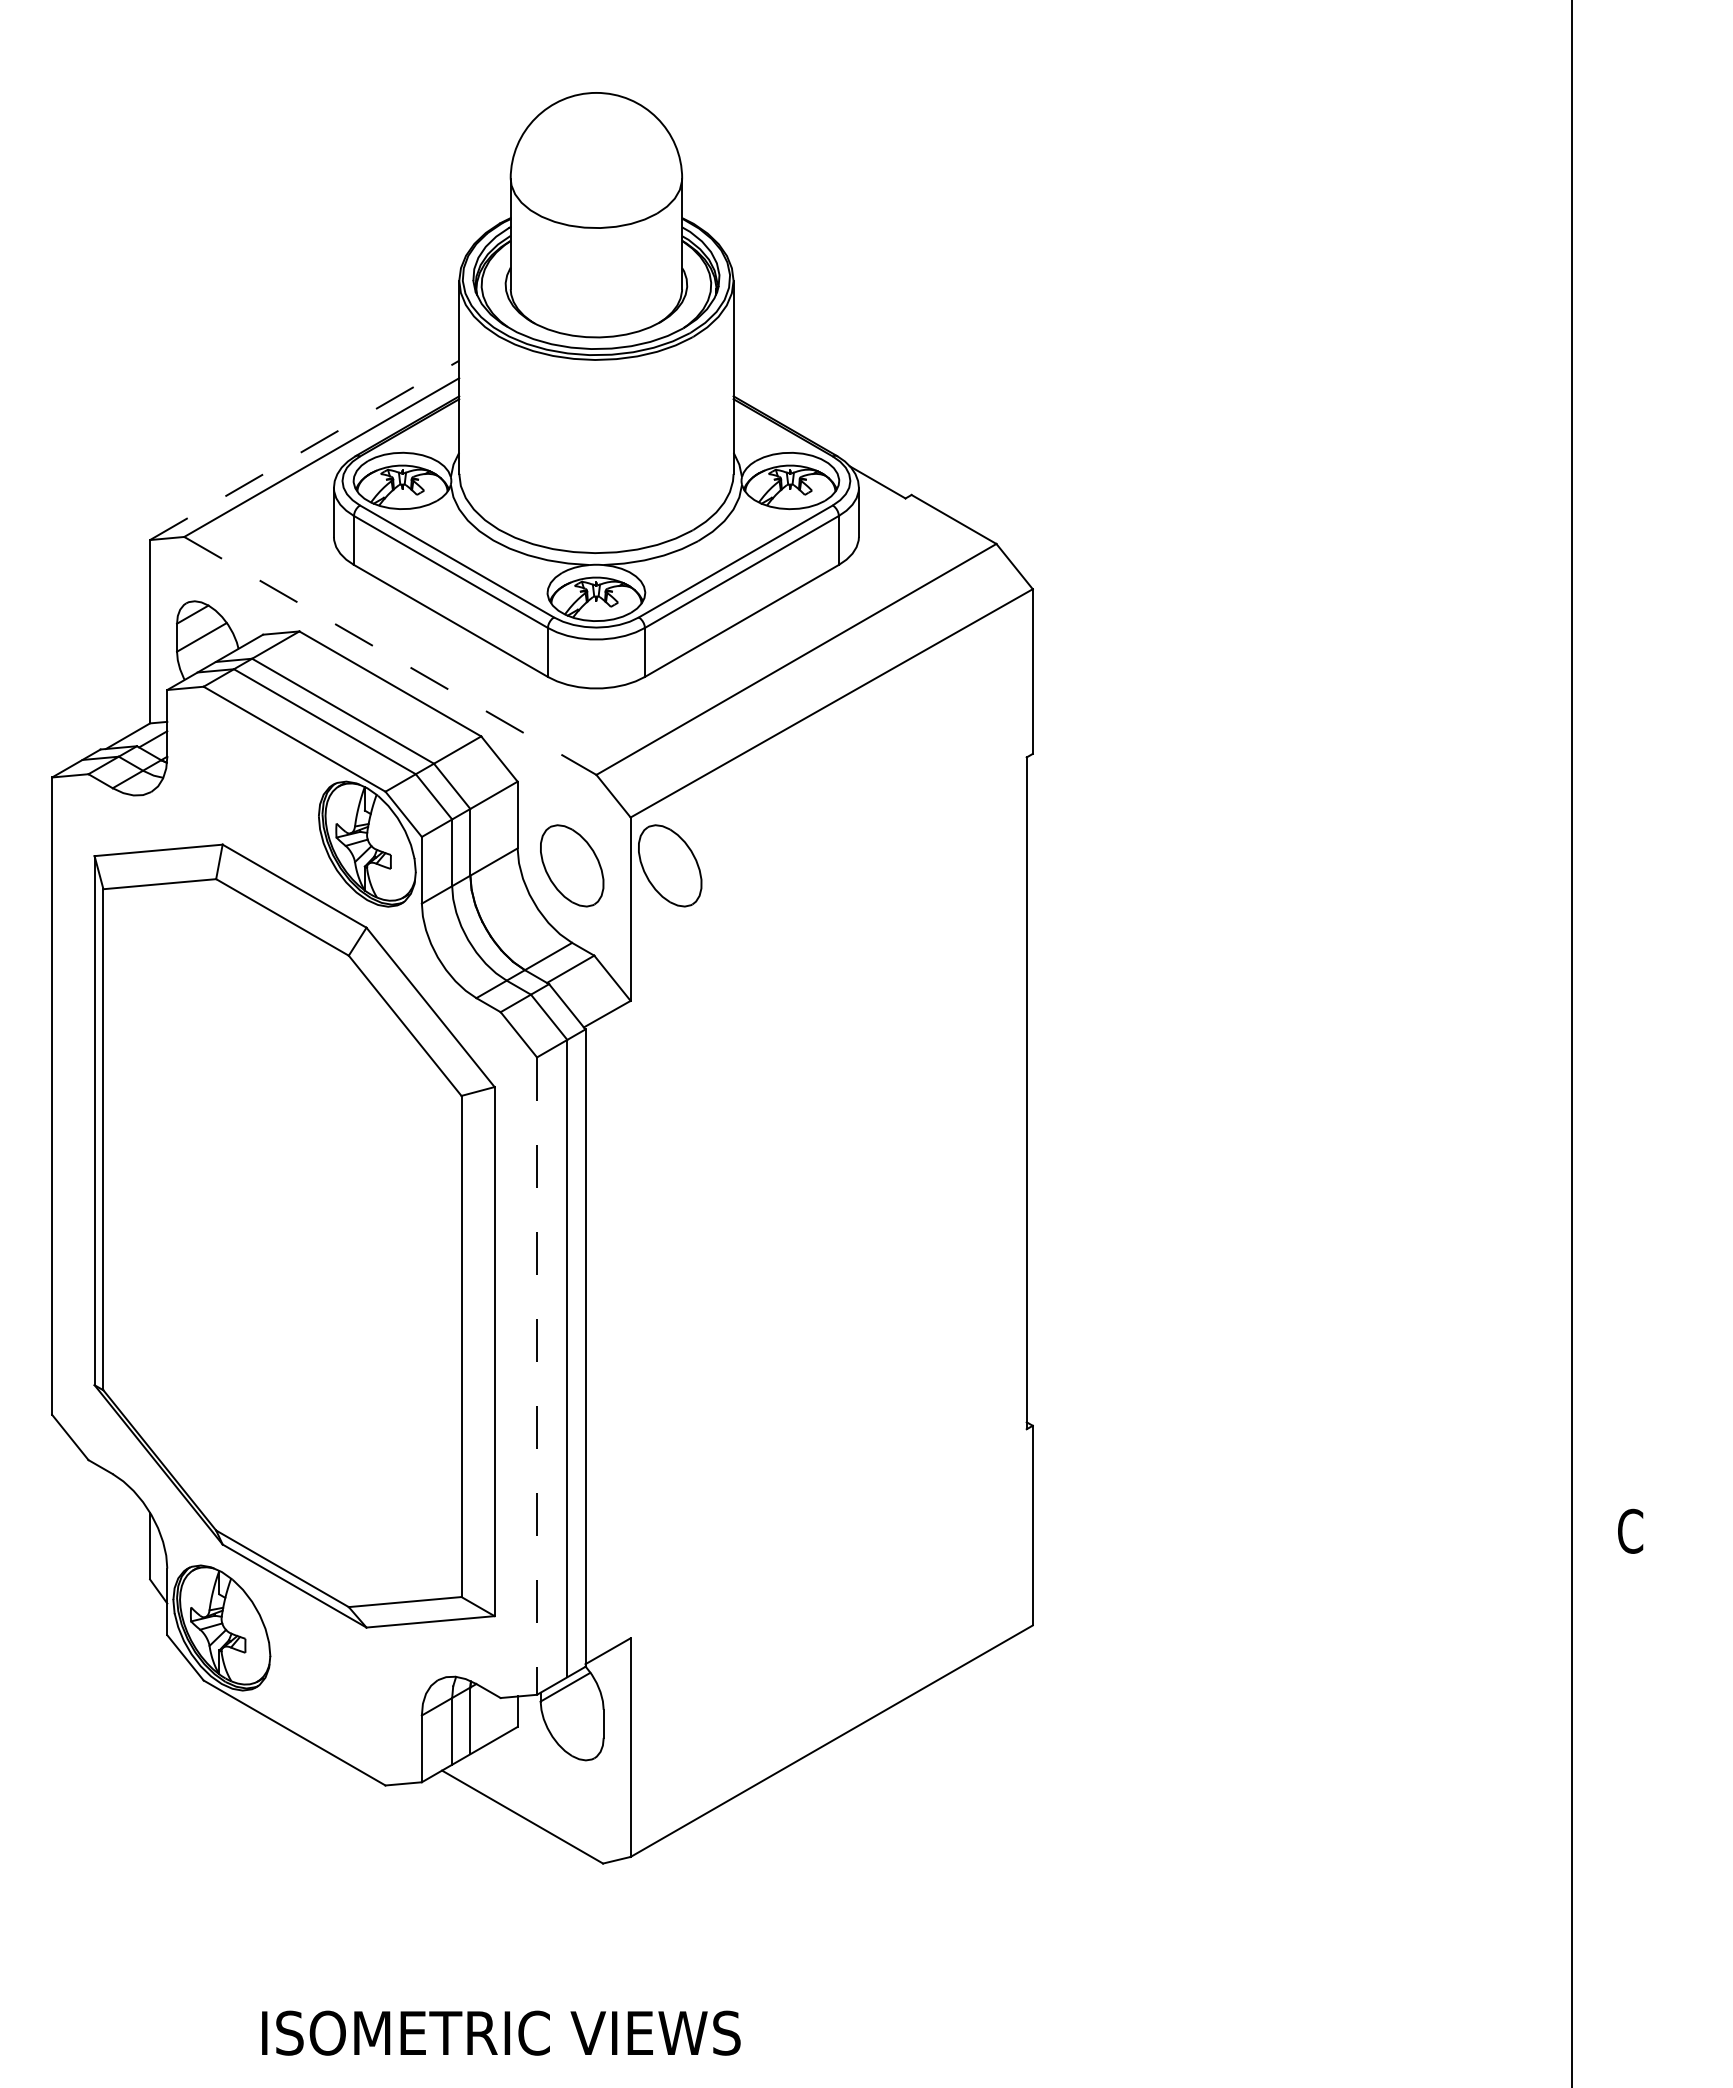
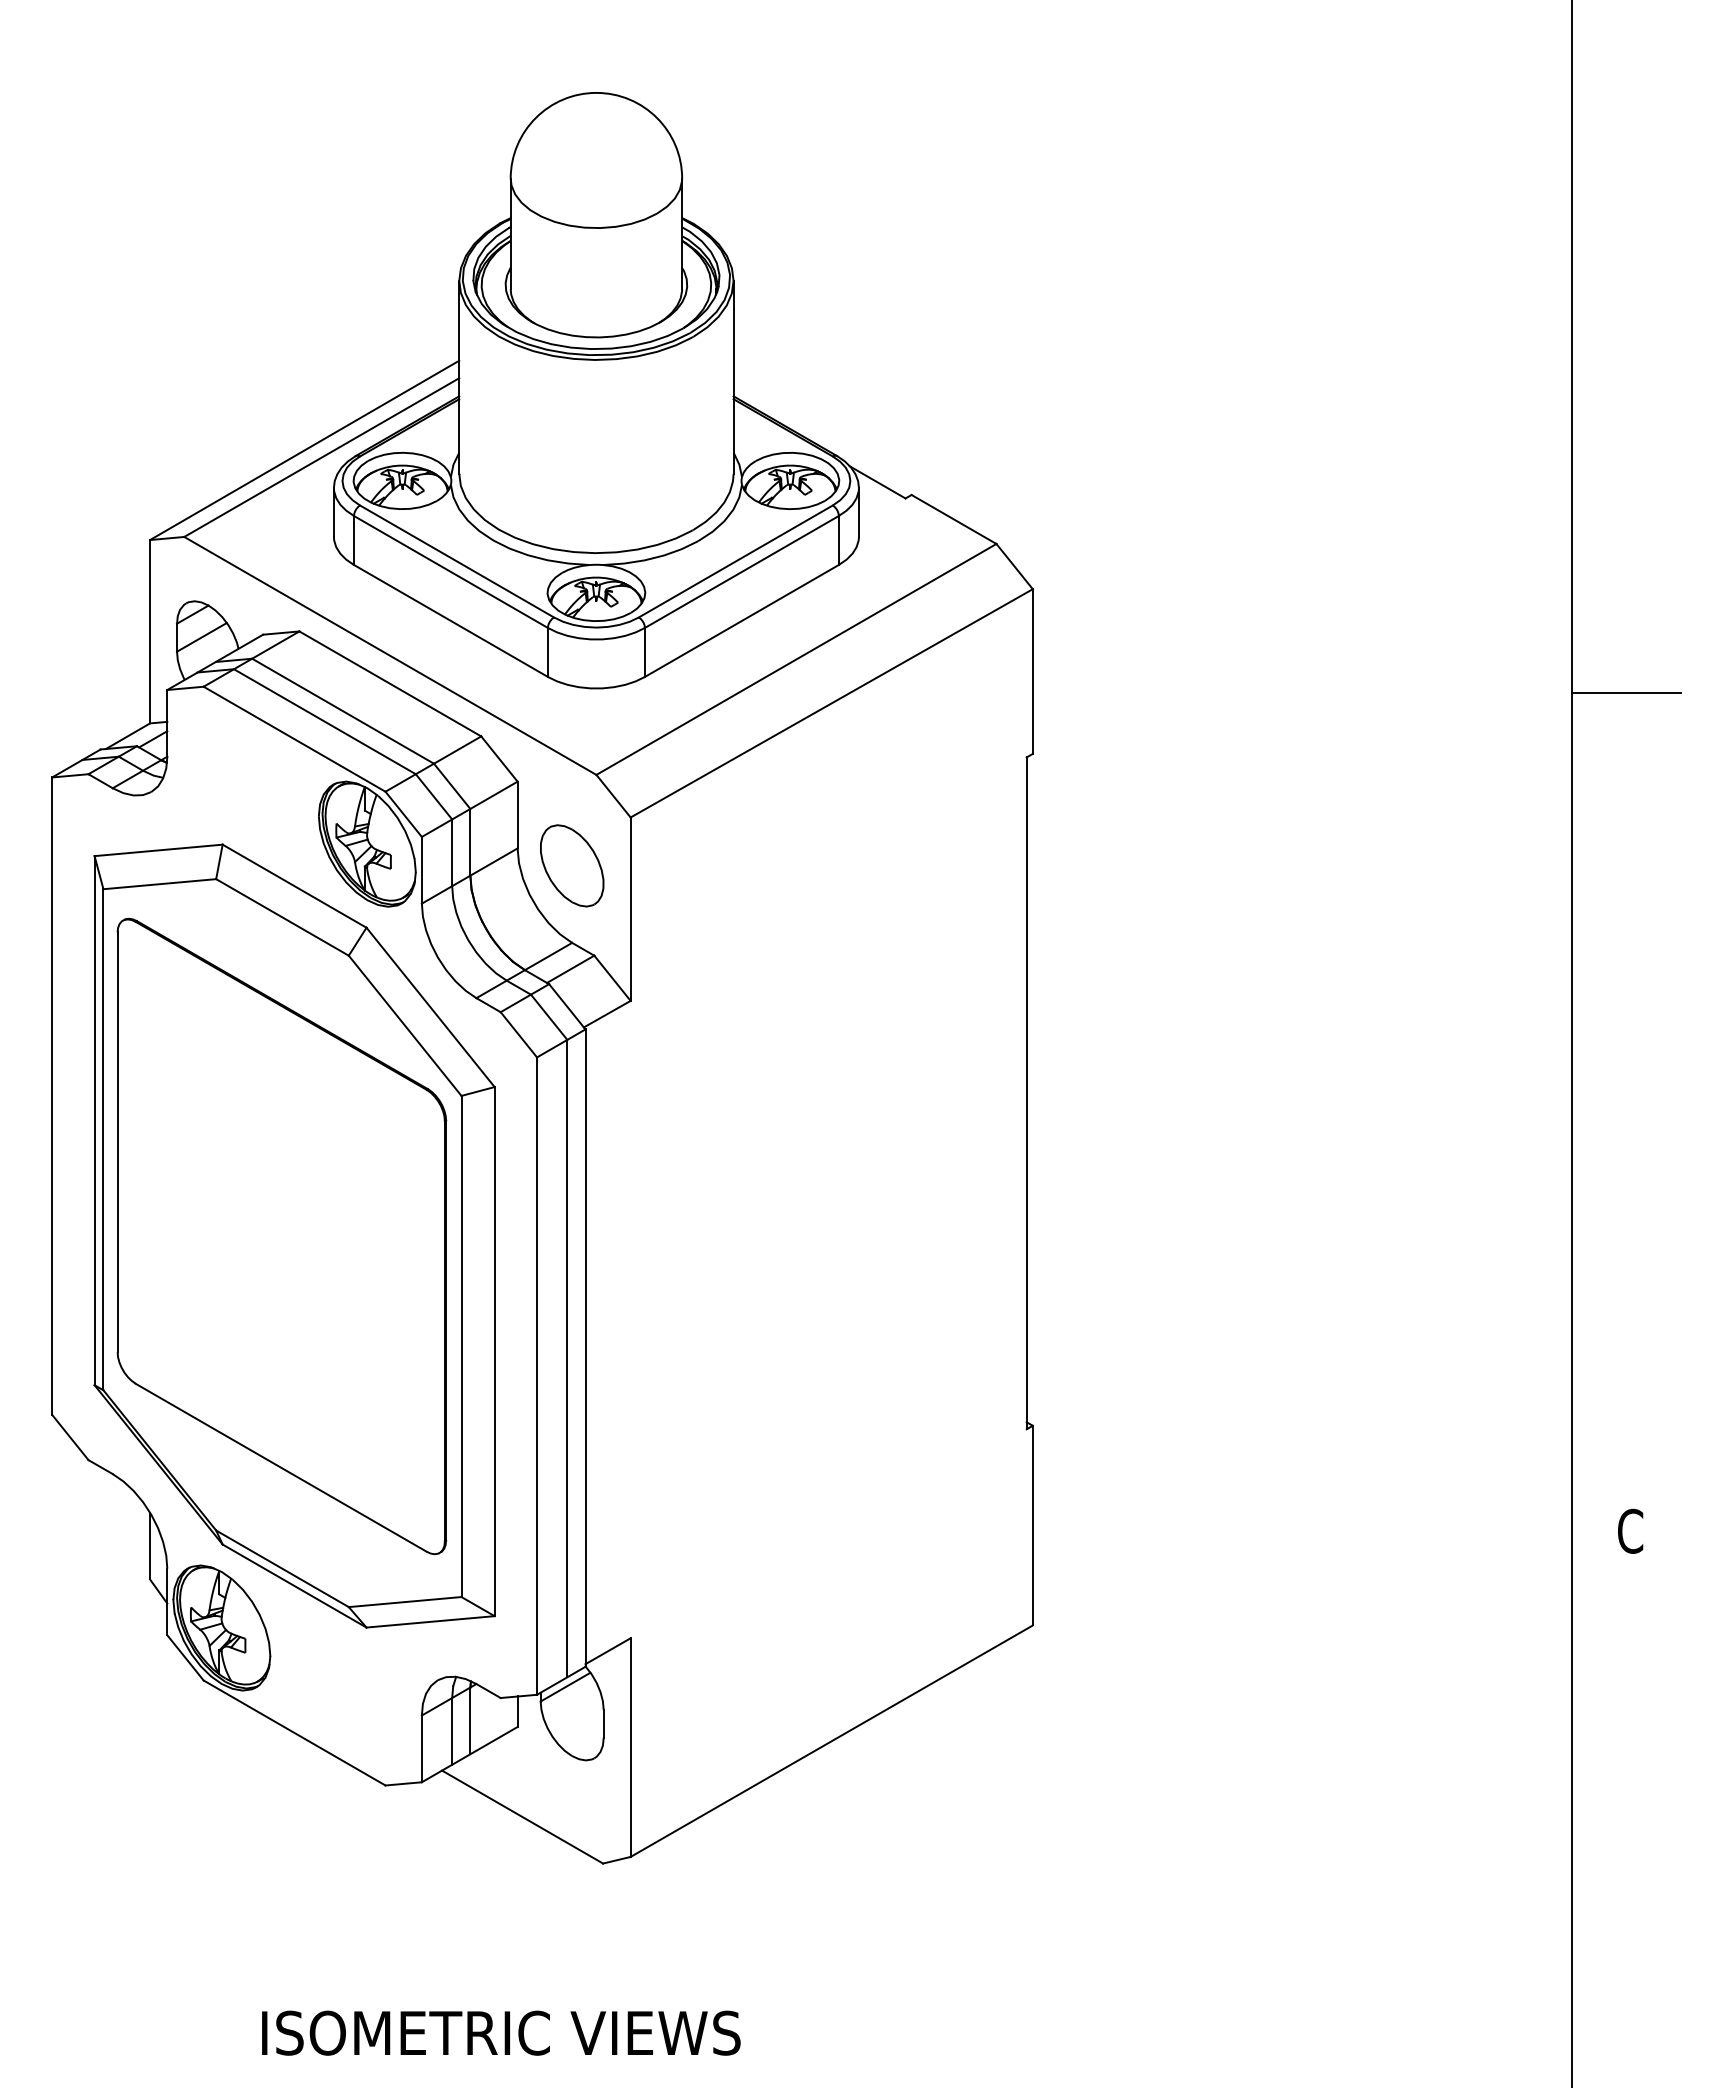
line: dashed -> solid (304, 450)
line: dashed -> solid (390, 655)
line: none -> present (1625, 693)
part: present -> none (670, 865)
part: none -> present (281, 1236)
line: dashed -> solid (537, 1376)
